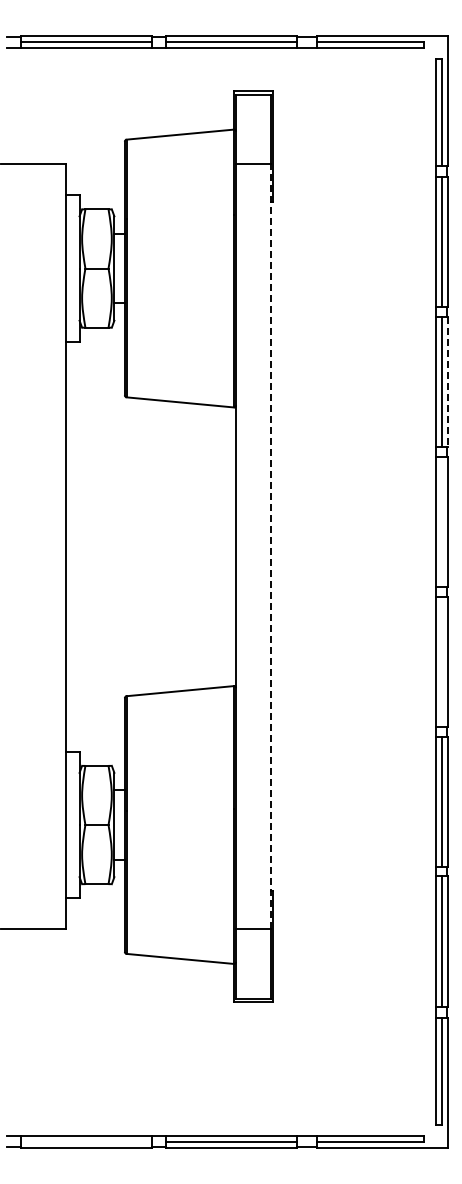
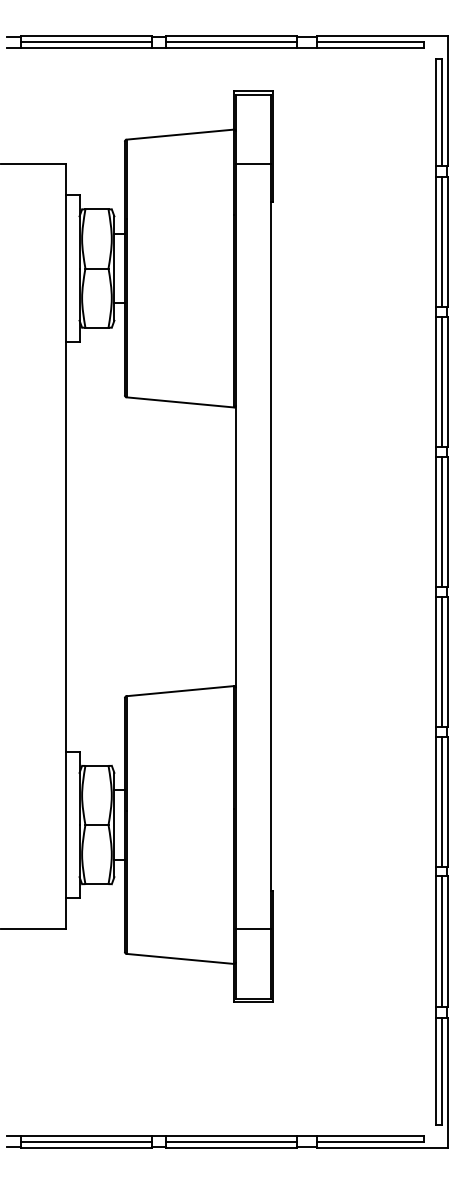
line: dashed -> solid (448, 382)
line: none -> present (441, 521)
line: dashed -> solid (270, 546)
line: none -> present (441, 661)
line: none -> present (85, 1141)
